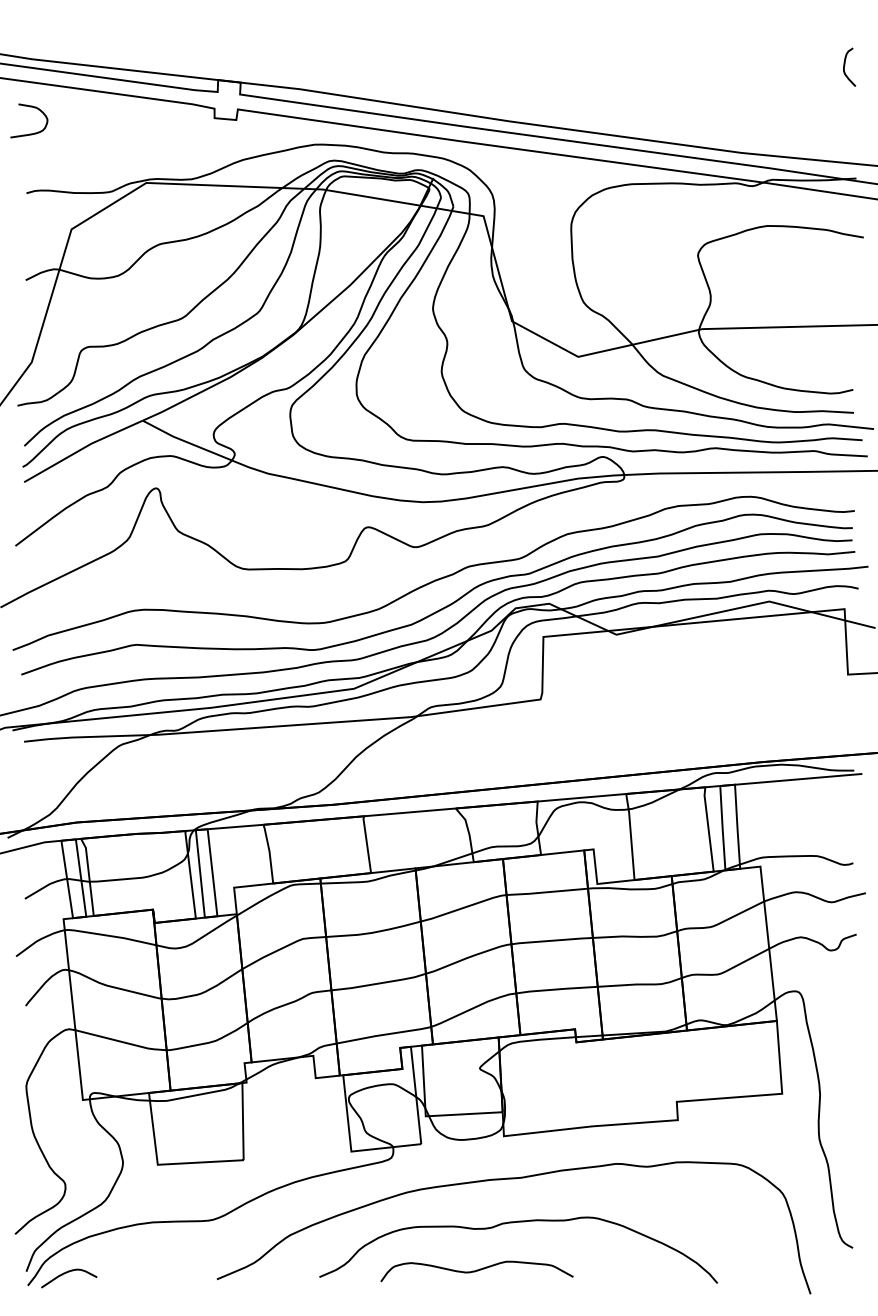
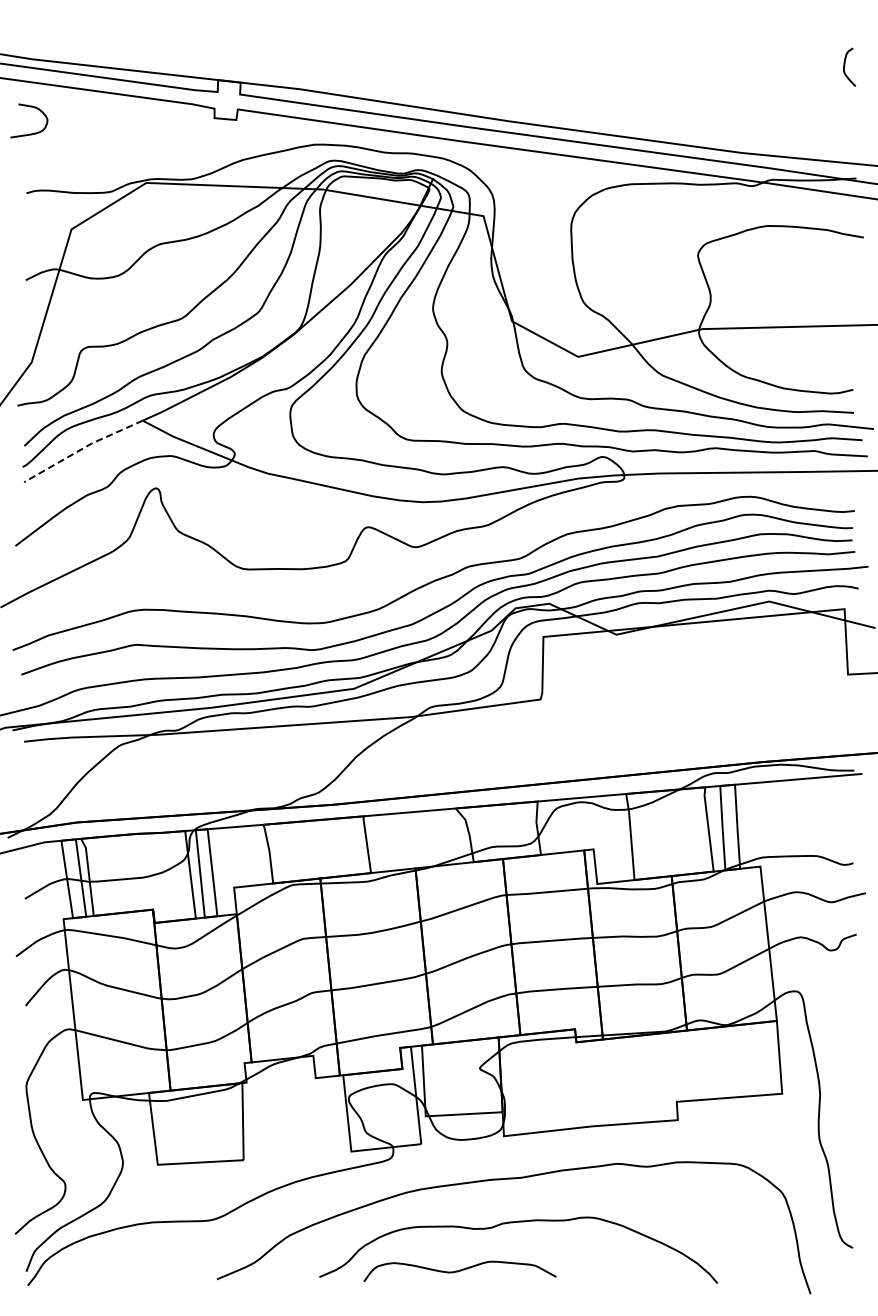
line: solid -> dashed (83, 448)
curve position: (476, 1271) -> (459, 1271) (459, 1271)
curve: present -> none (67, 1273)
